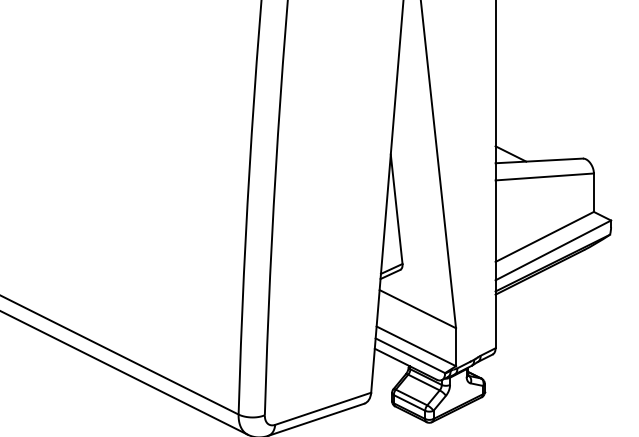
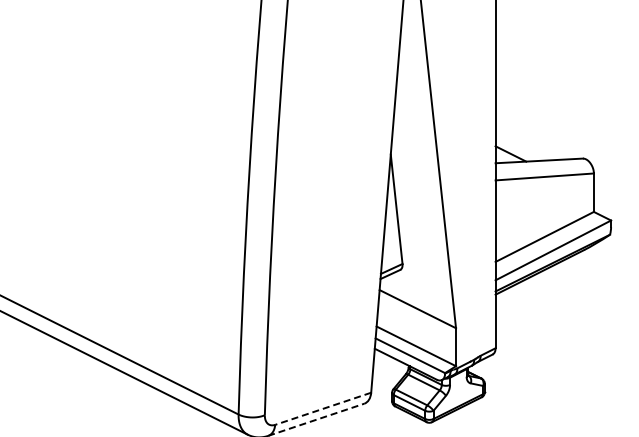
line: solid -> dashed (323, 408)
line: solid -> dashed (316, 419)
